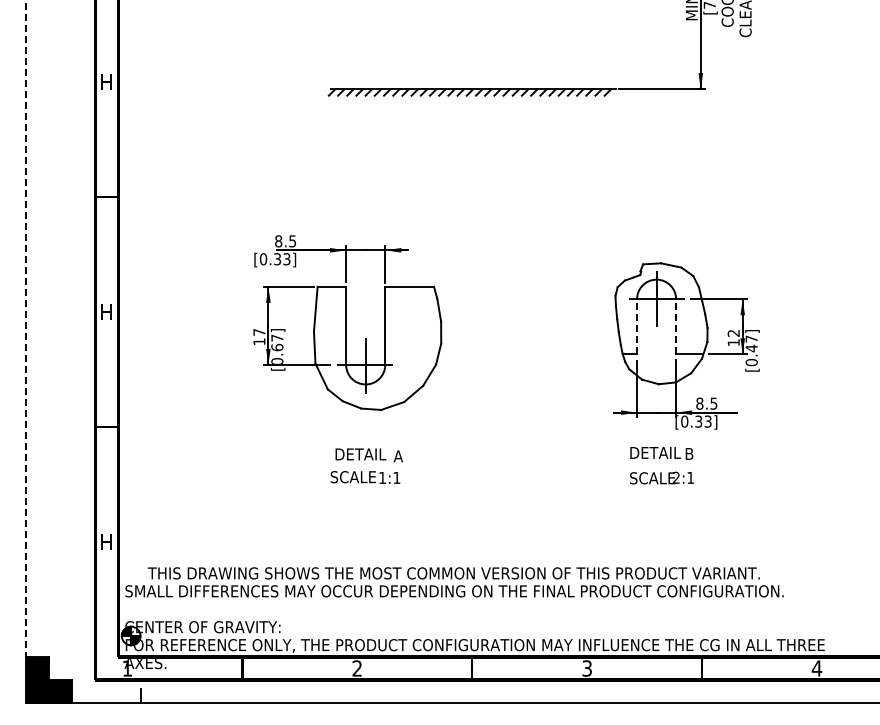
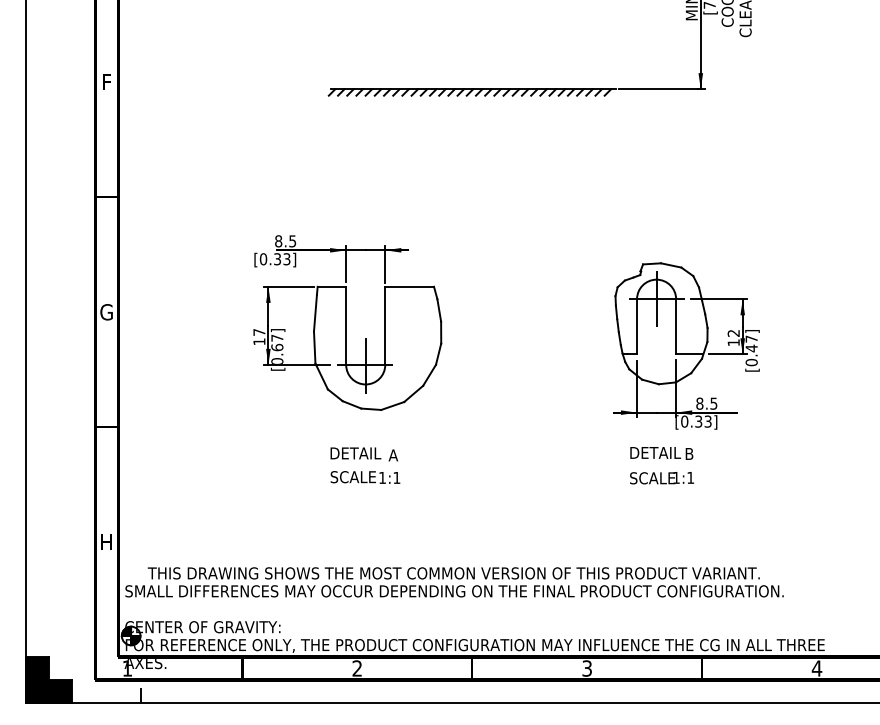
text: H -> F (106, 81)
text: H -> G (106, 312)
line: dashed -> solid (637, 326)
line: dashed -> solid (676, 326)
line: dashed -> solid (26, 351)
text position: (368, 455) -> (363, 454) (363, 454)
text: 2:1 -> 1:1 (676, 477)
